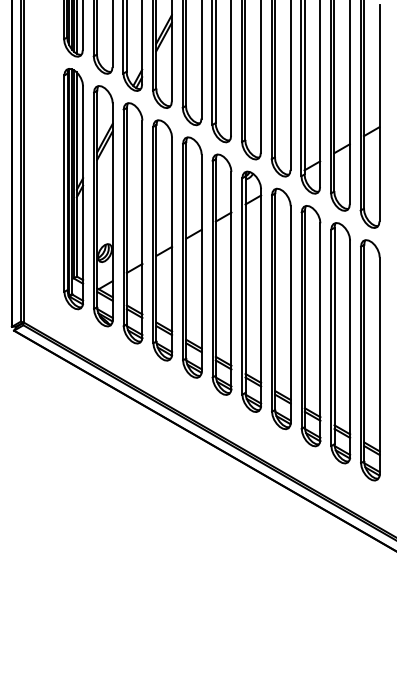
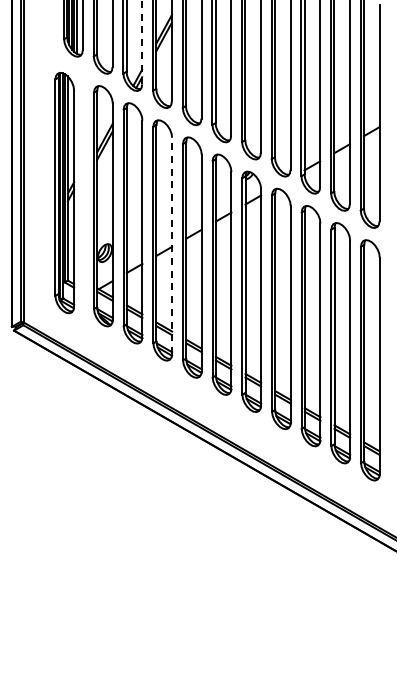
line: solid -> dashed (142, 42)
part position: (73, 189) -> (64, 193) (64, 193)
line: solid -> dashed (172, 245)
